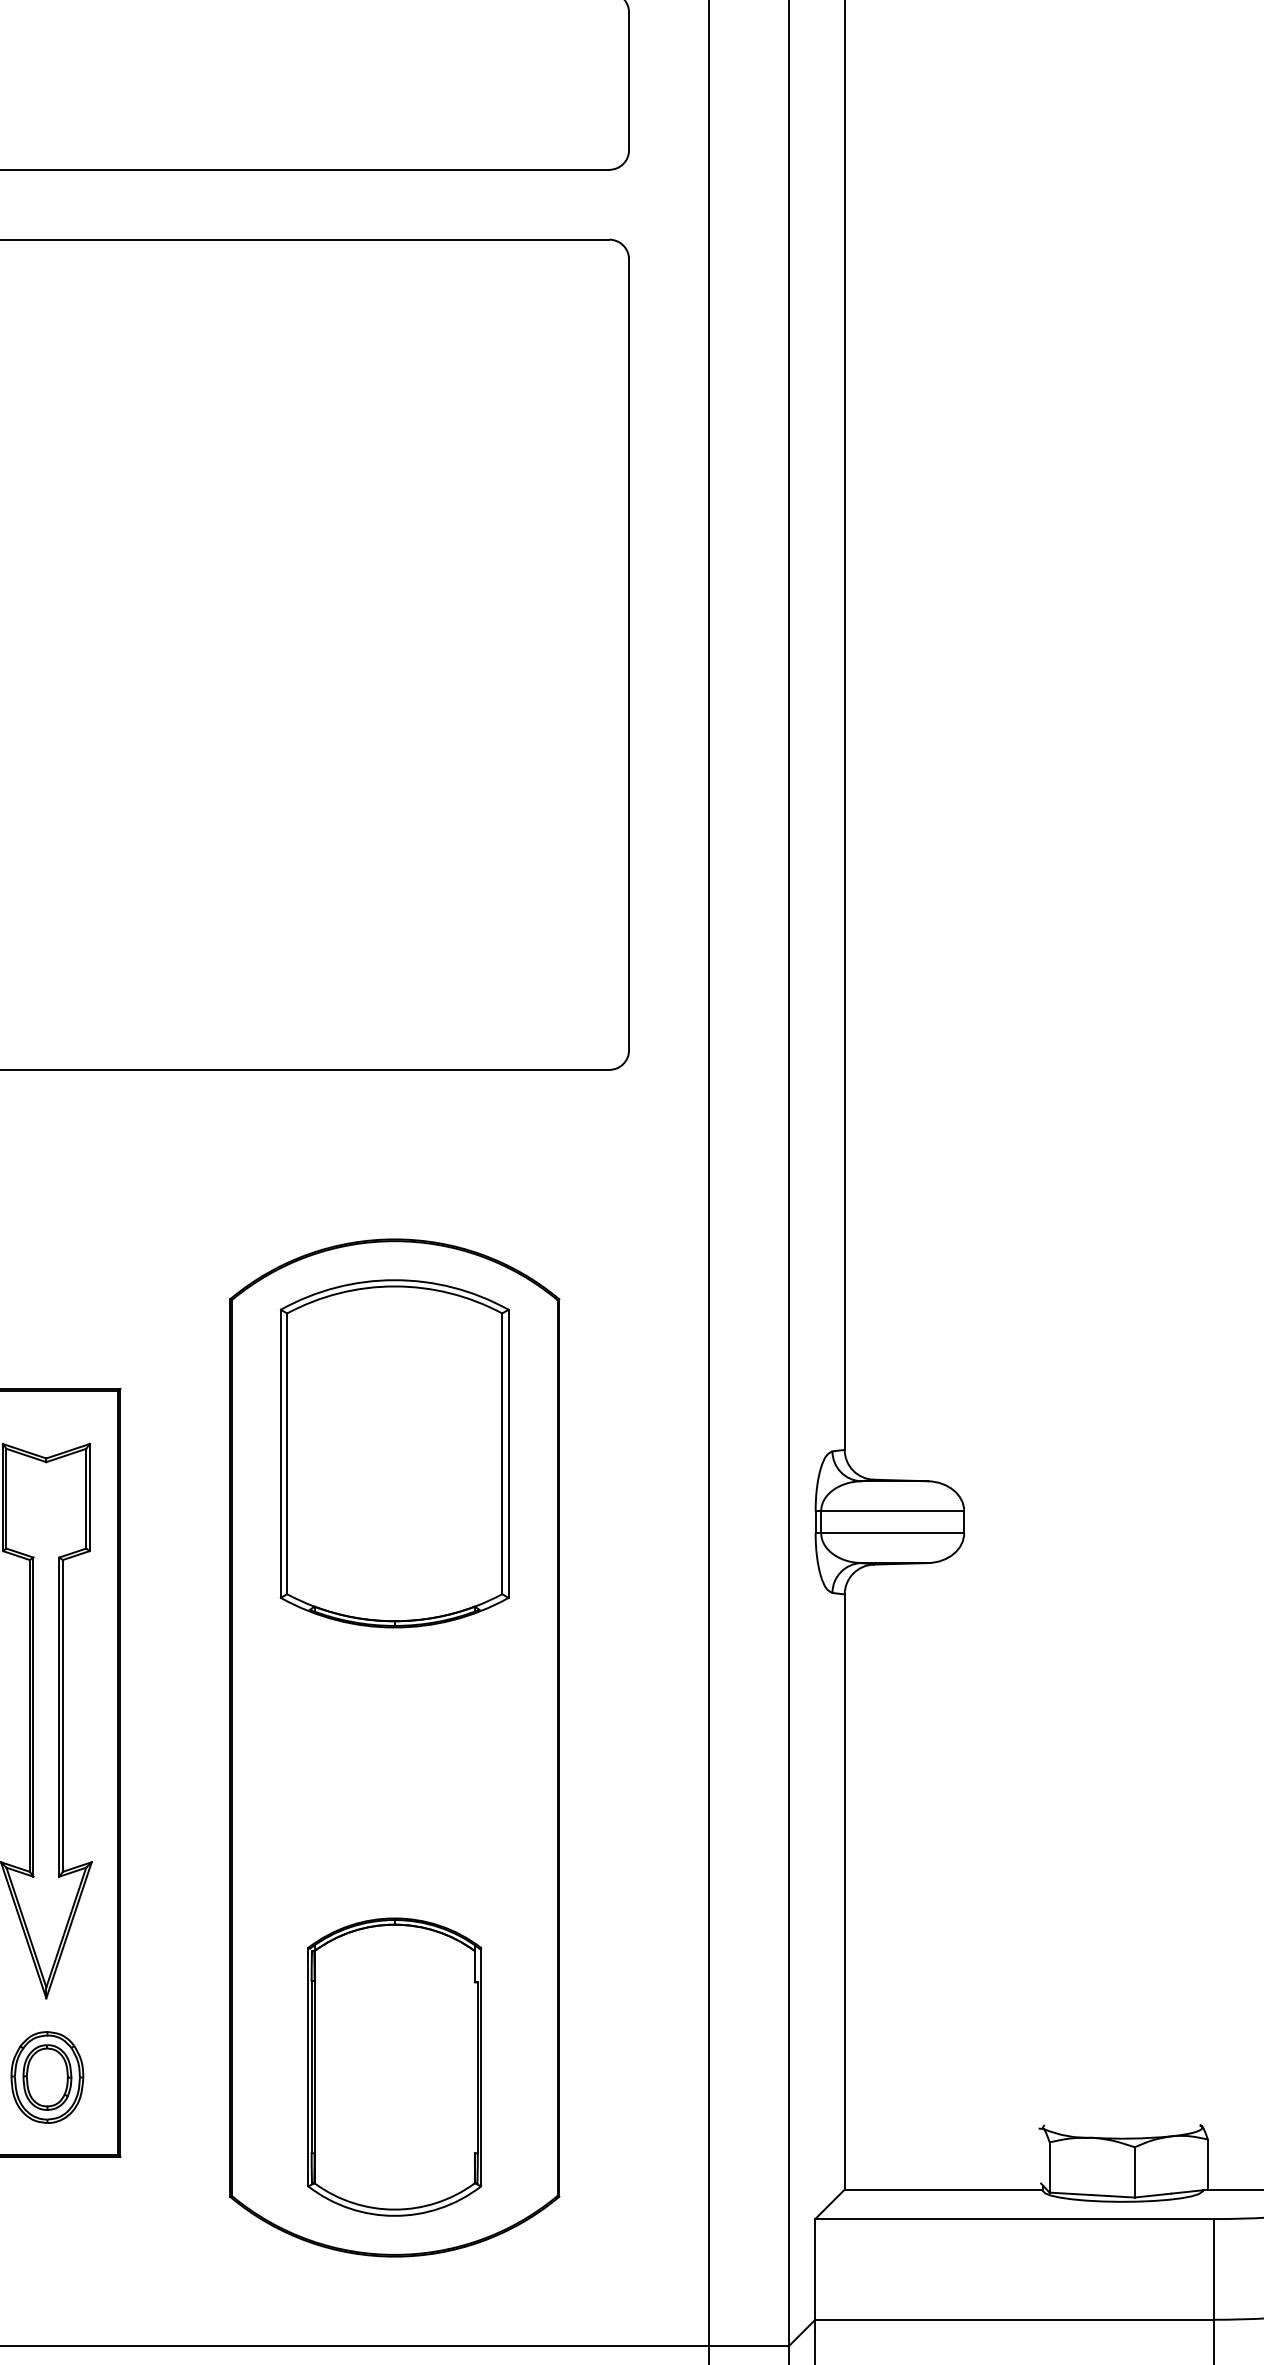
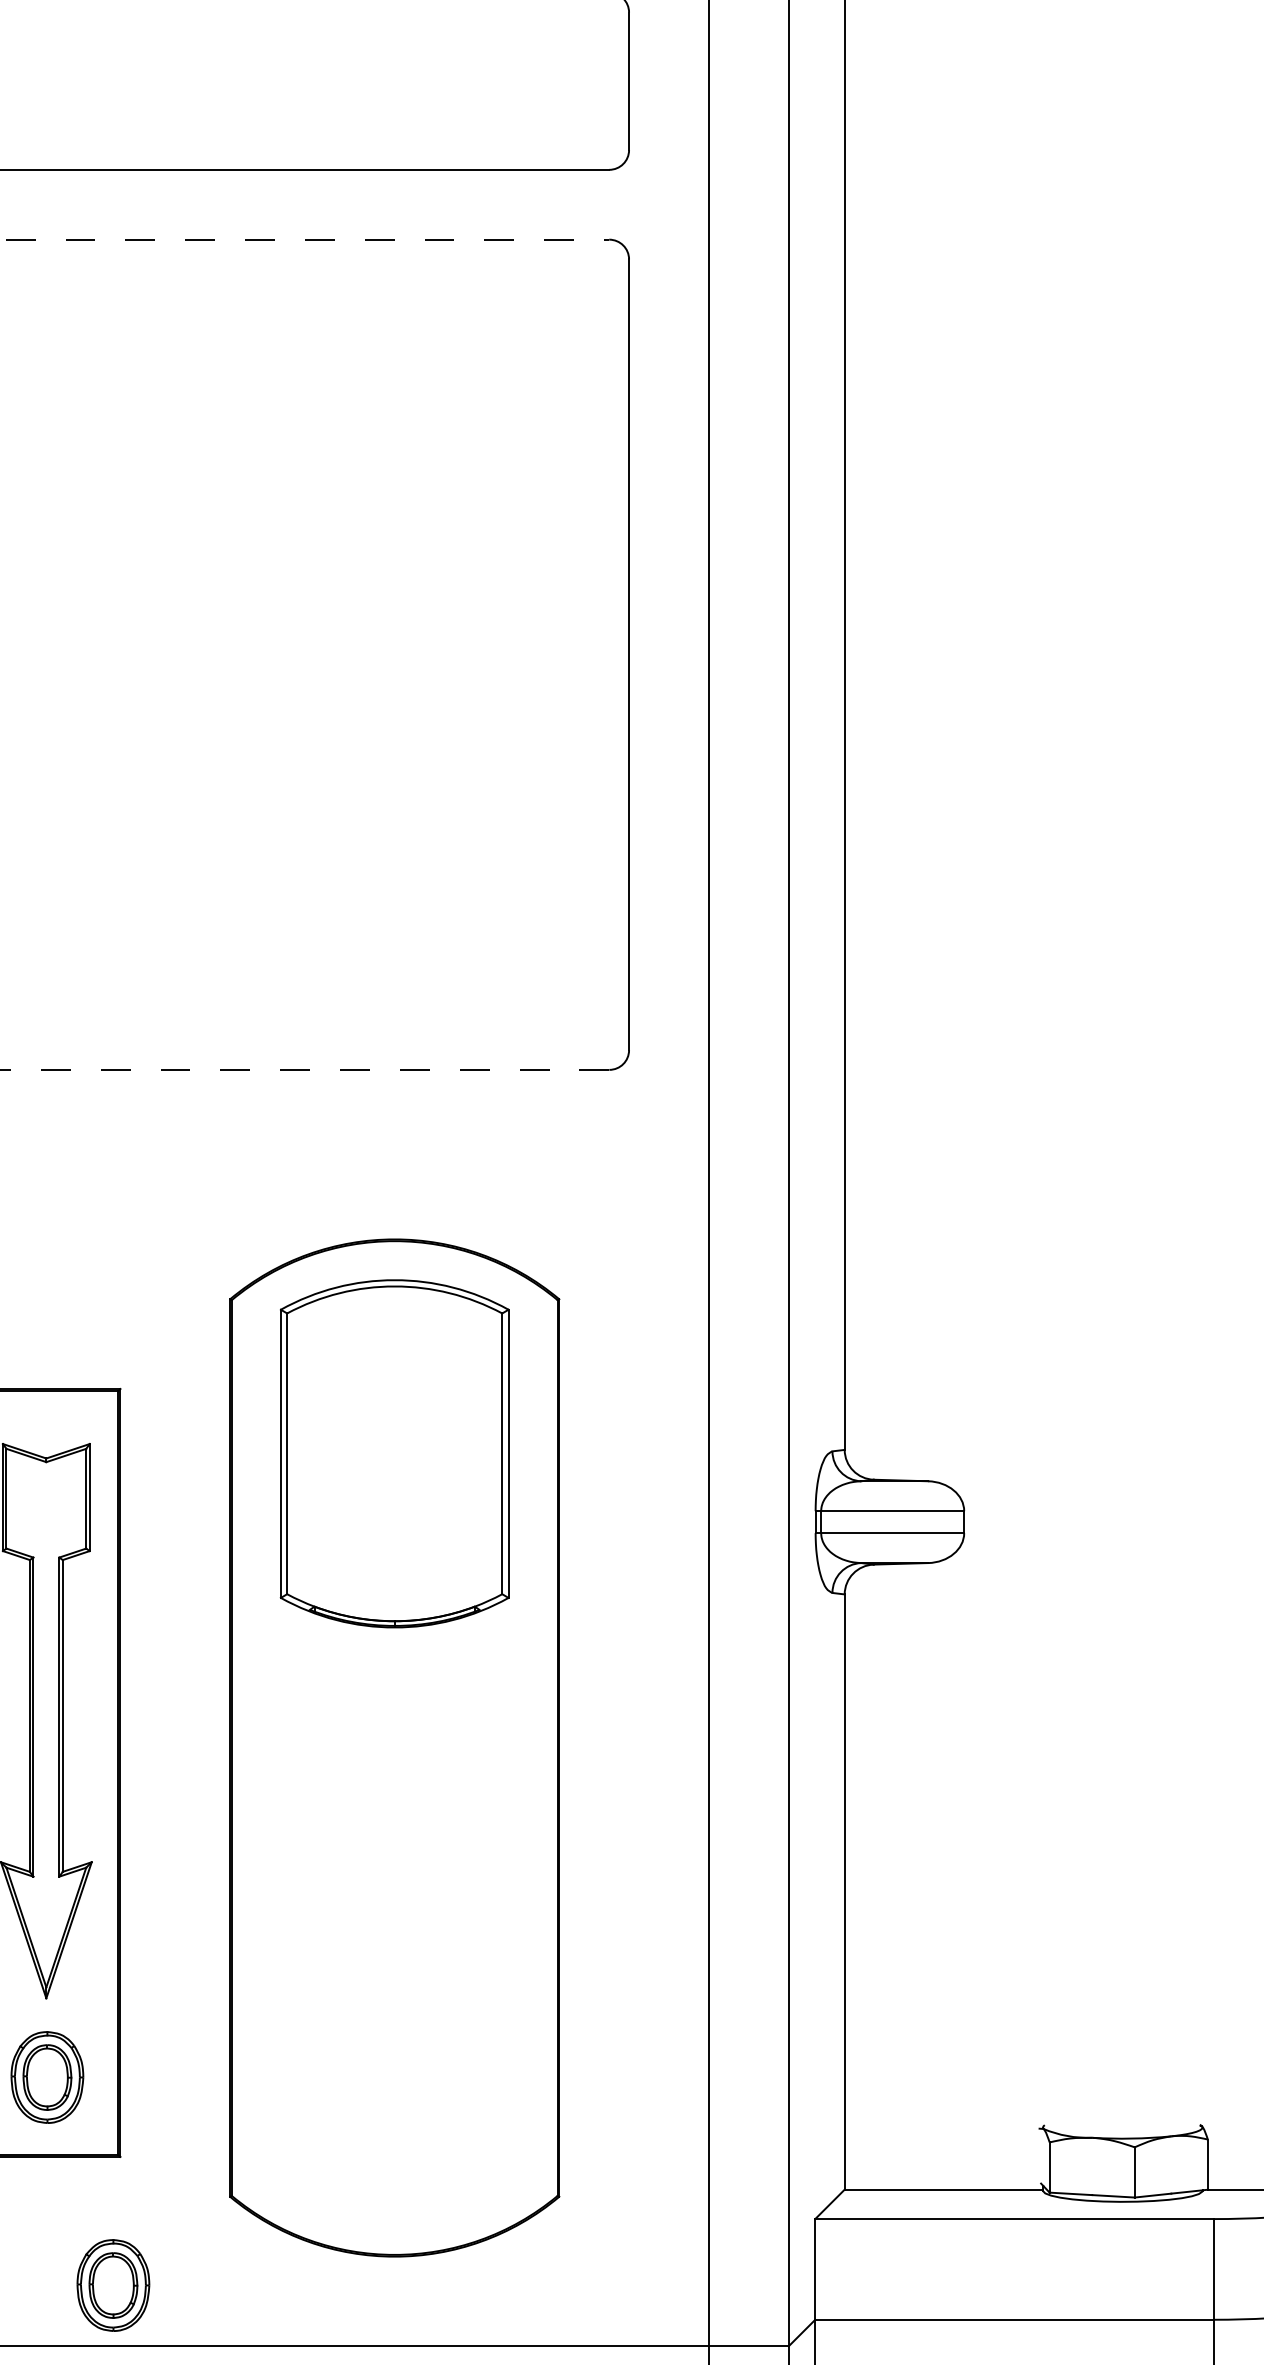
line: solid -> dashed (305, 239)
line: solid -> dashed (304, 1069)
part: present -> none (394, 2066)
part: none -> present (113, 2285)
